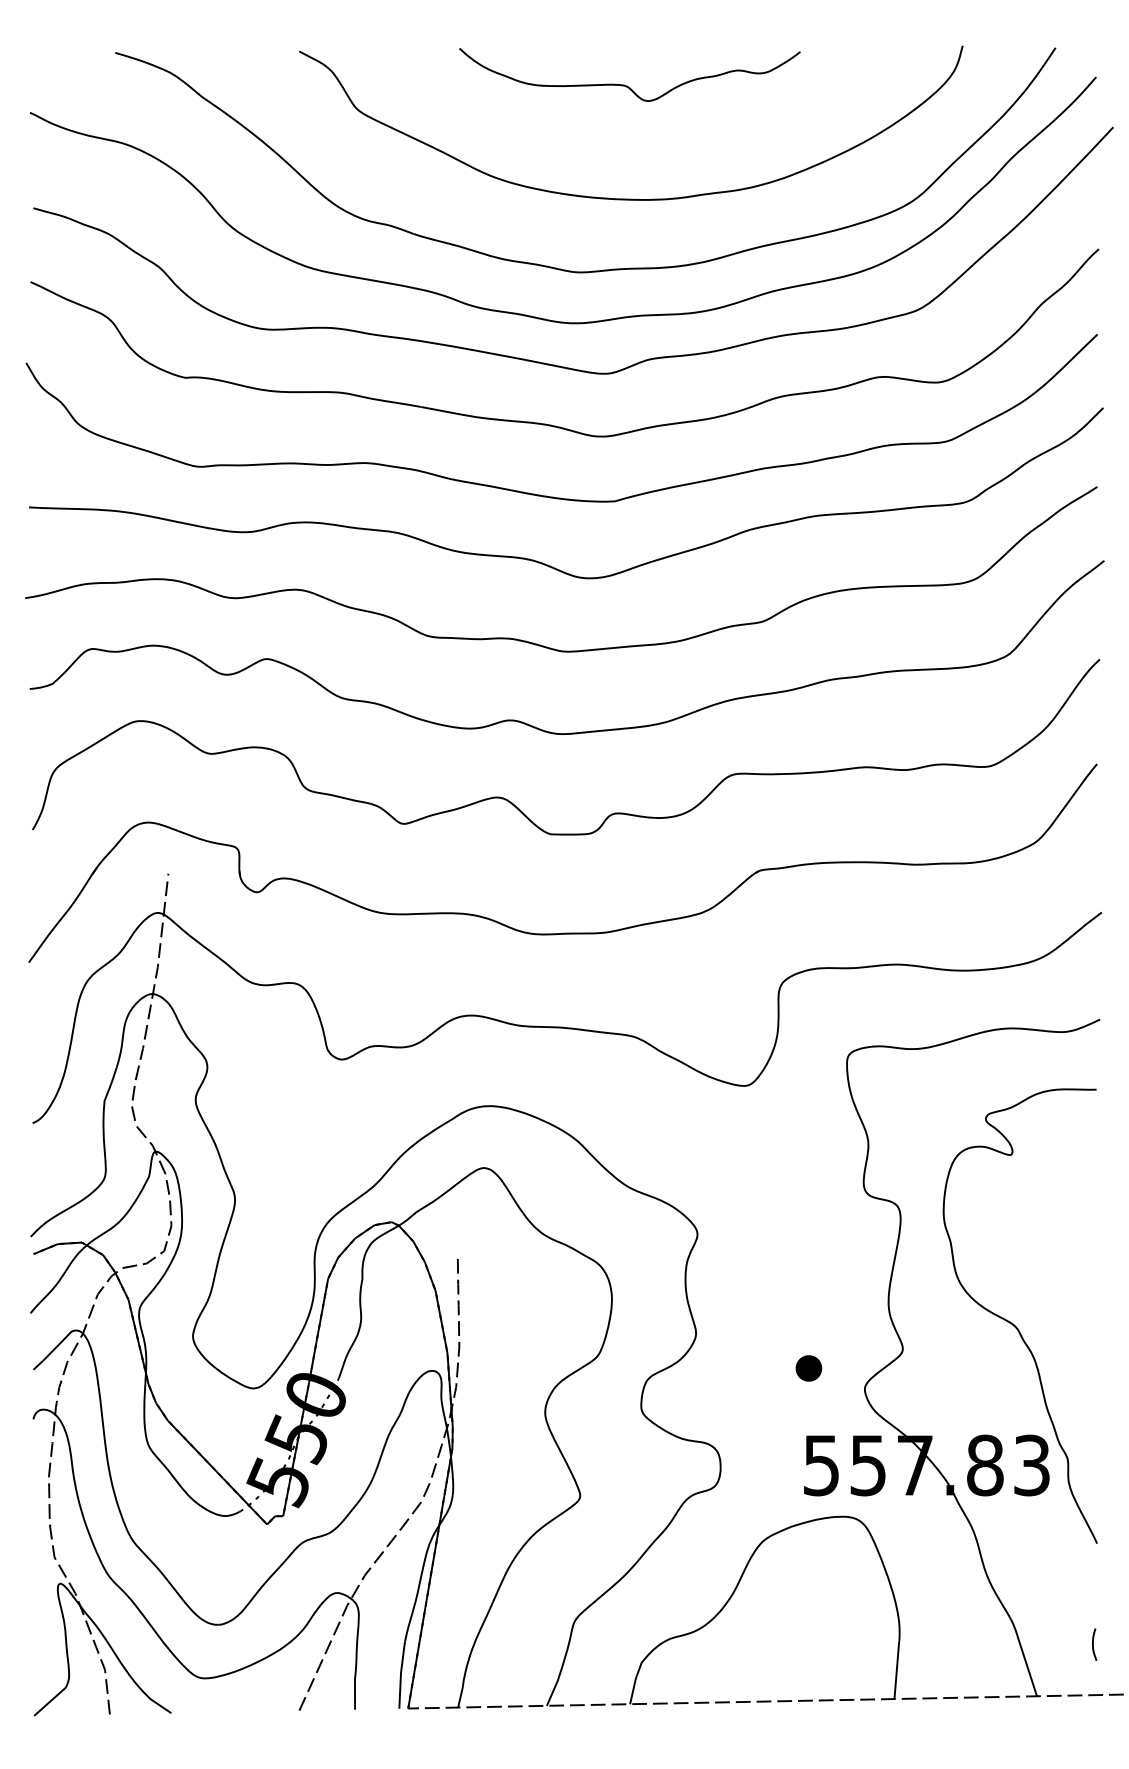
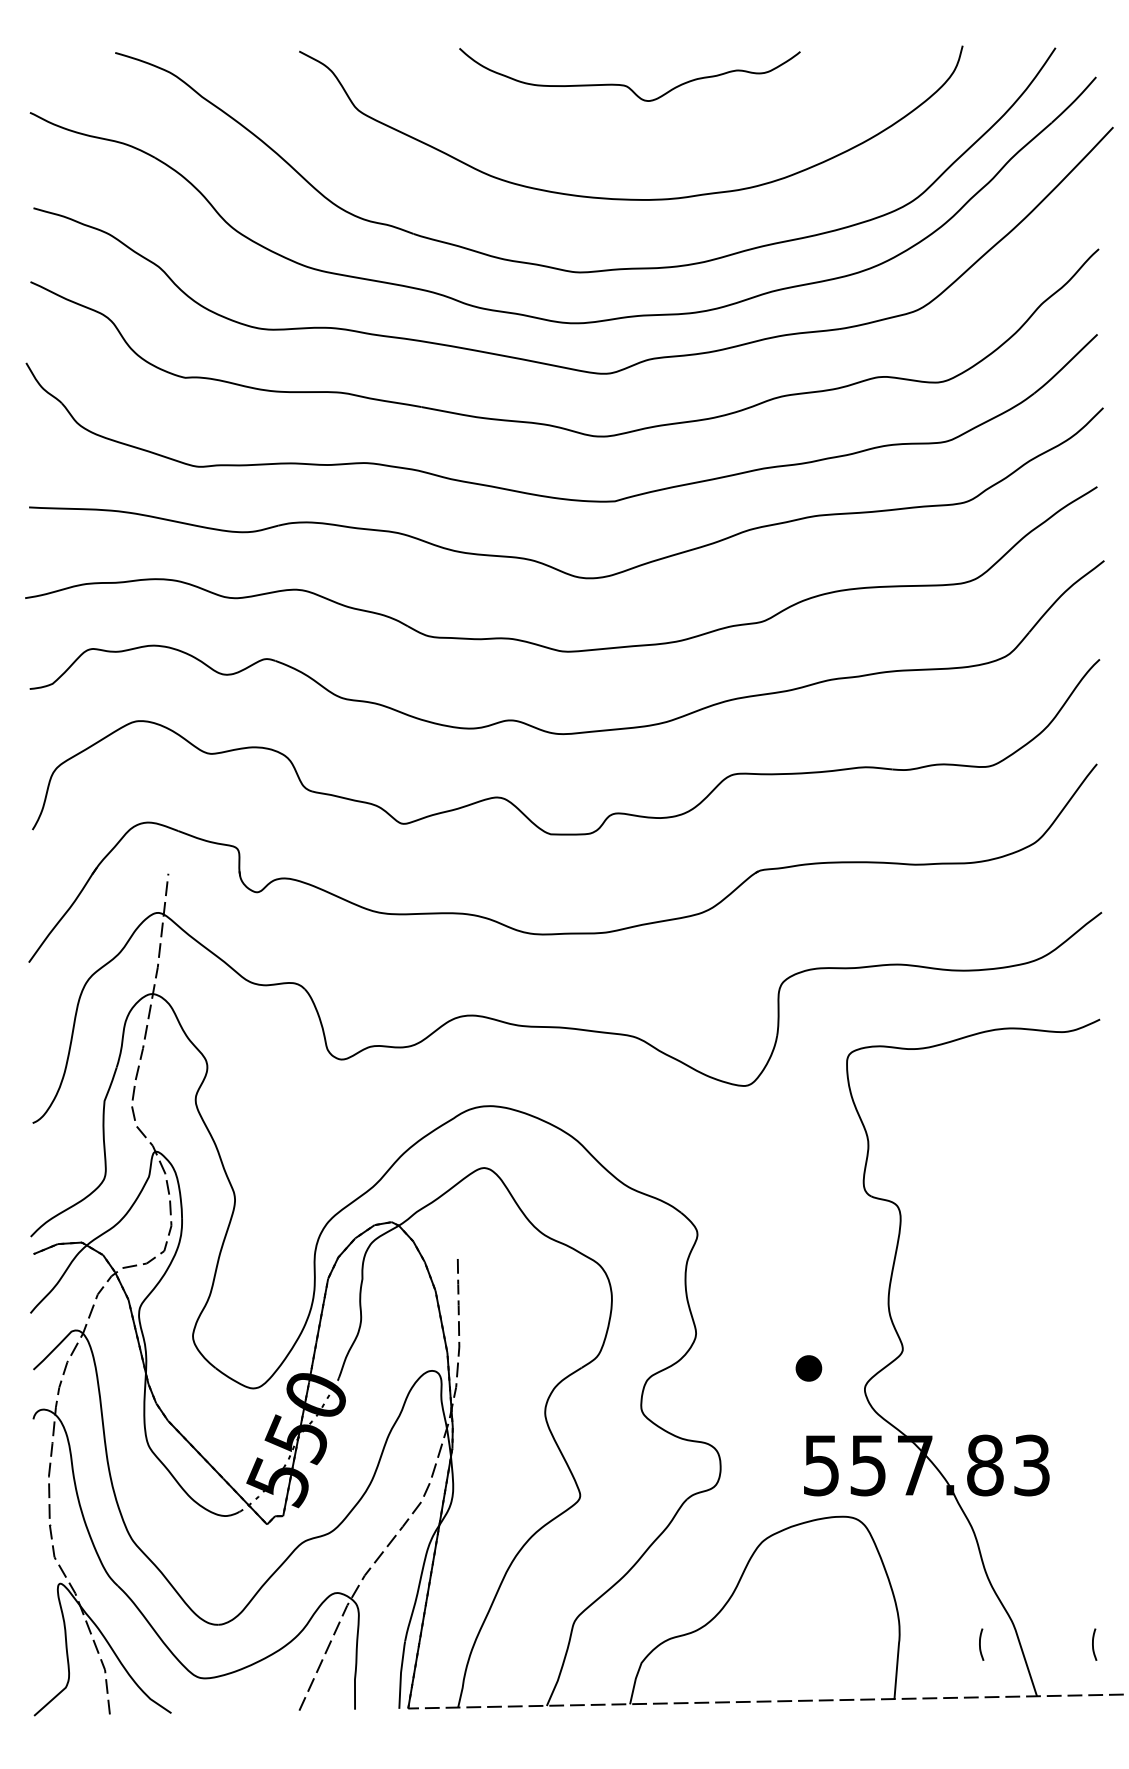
part: present -> none (1013, 1323)
curve: none -> present (980, 1644)
